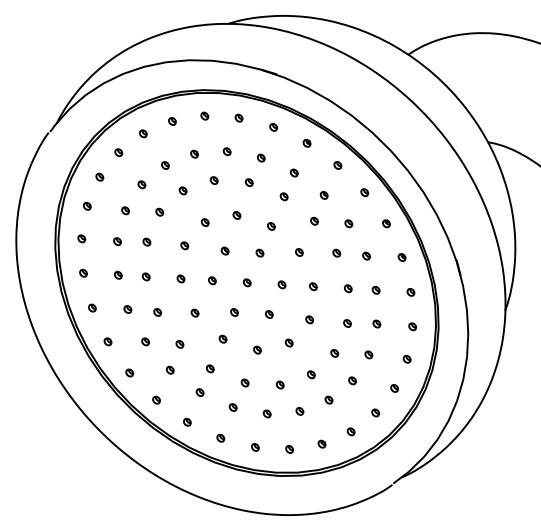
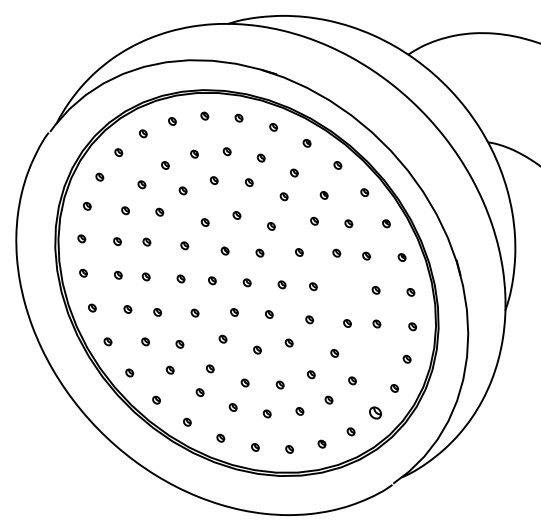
part: present -> none (347, 288)
part: present -> none (368, 354)
part size: 10x10 px -> 13x14 px (375, 412)
